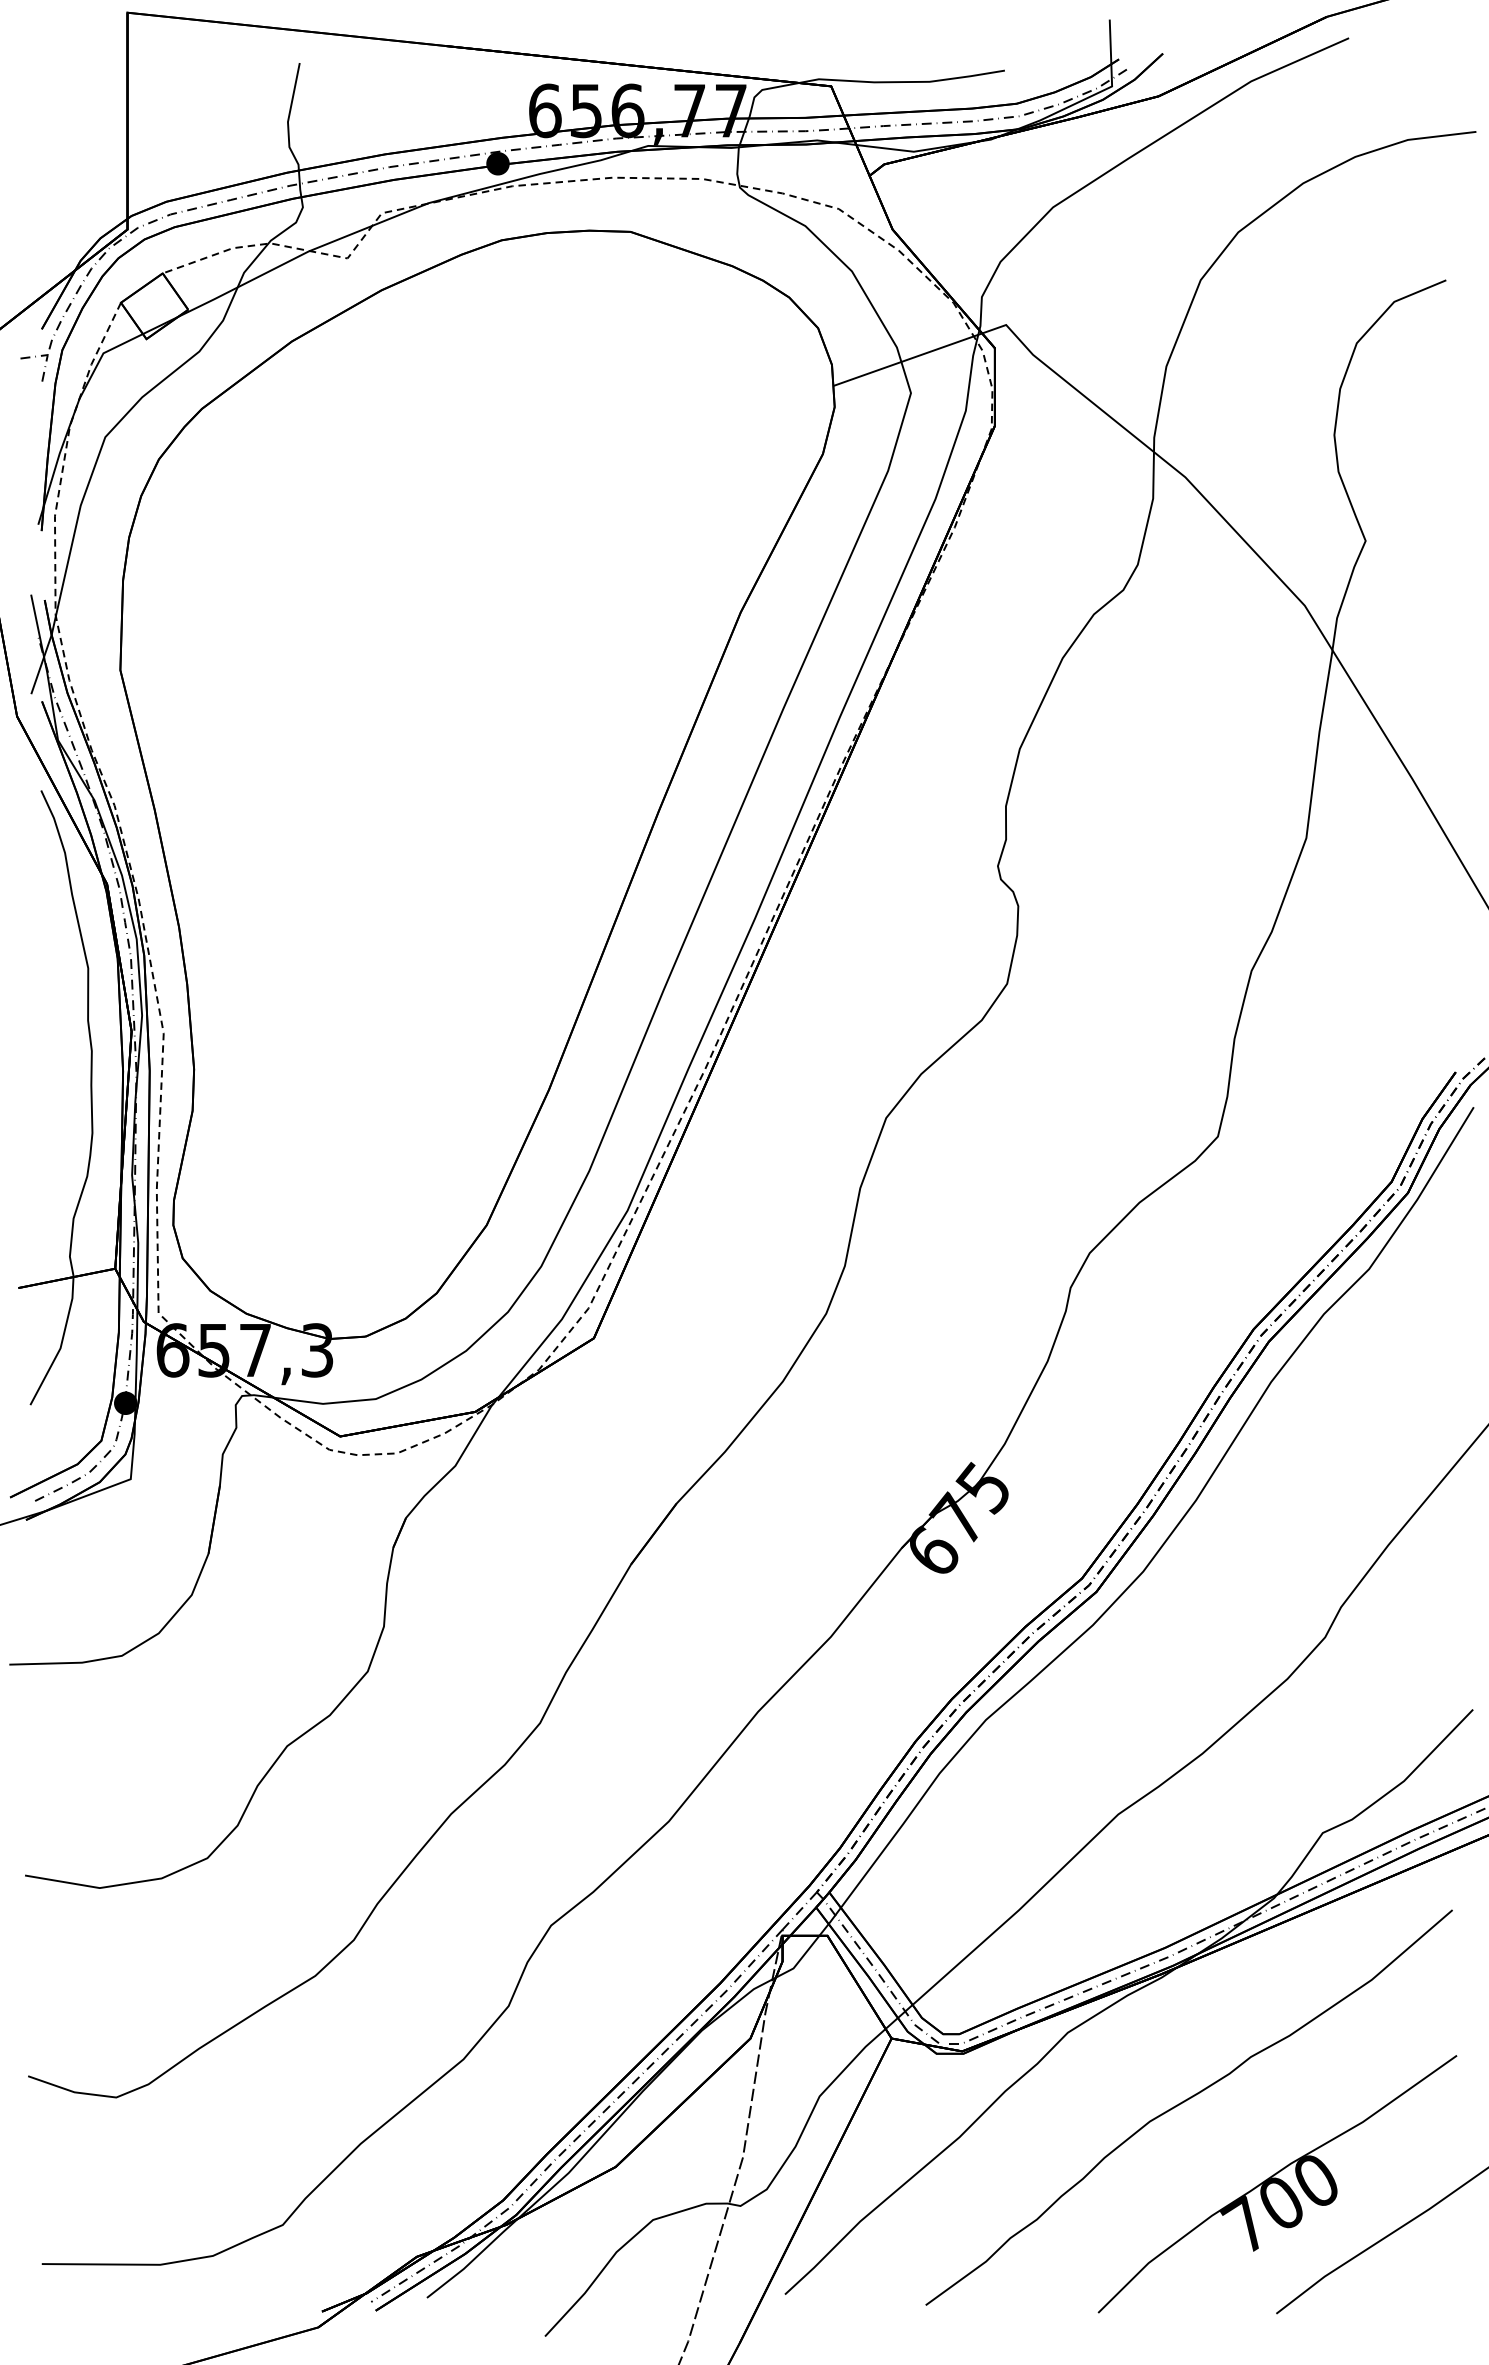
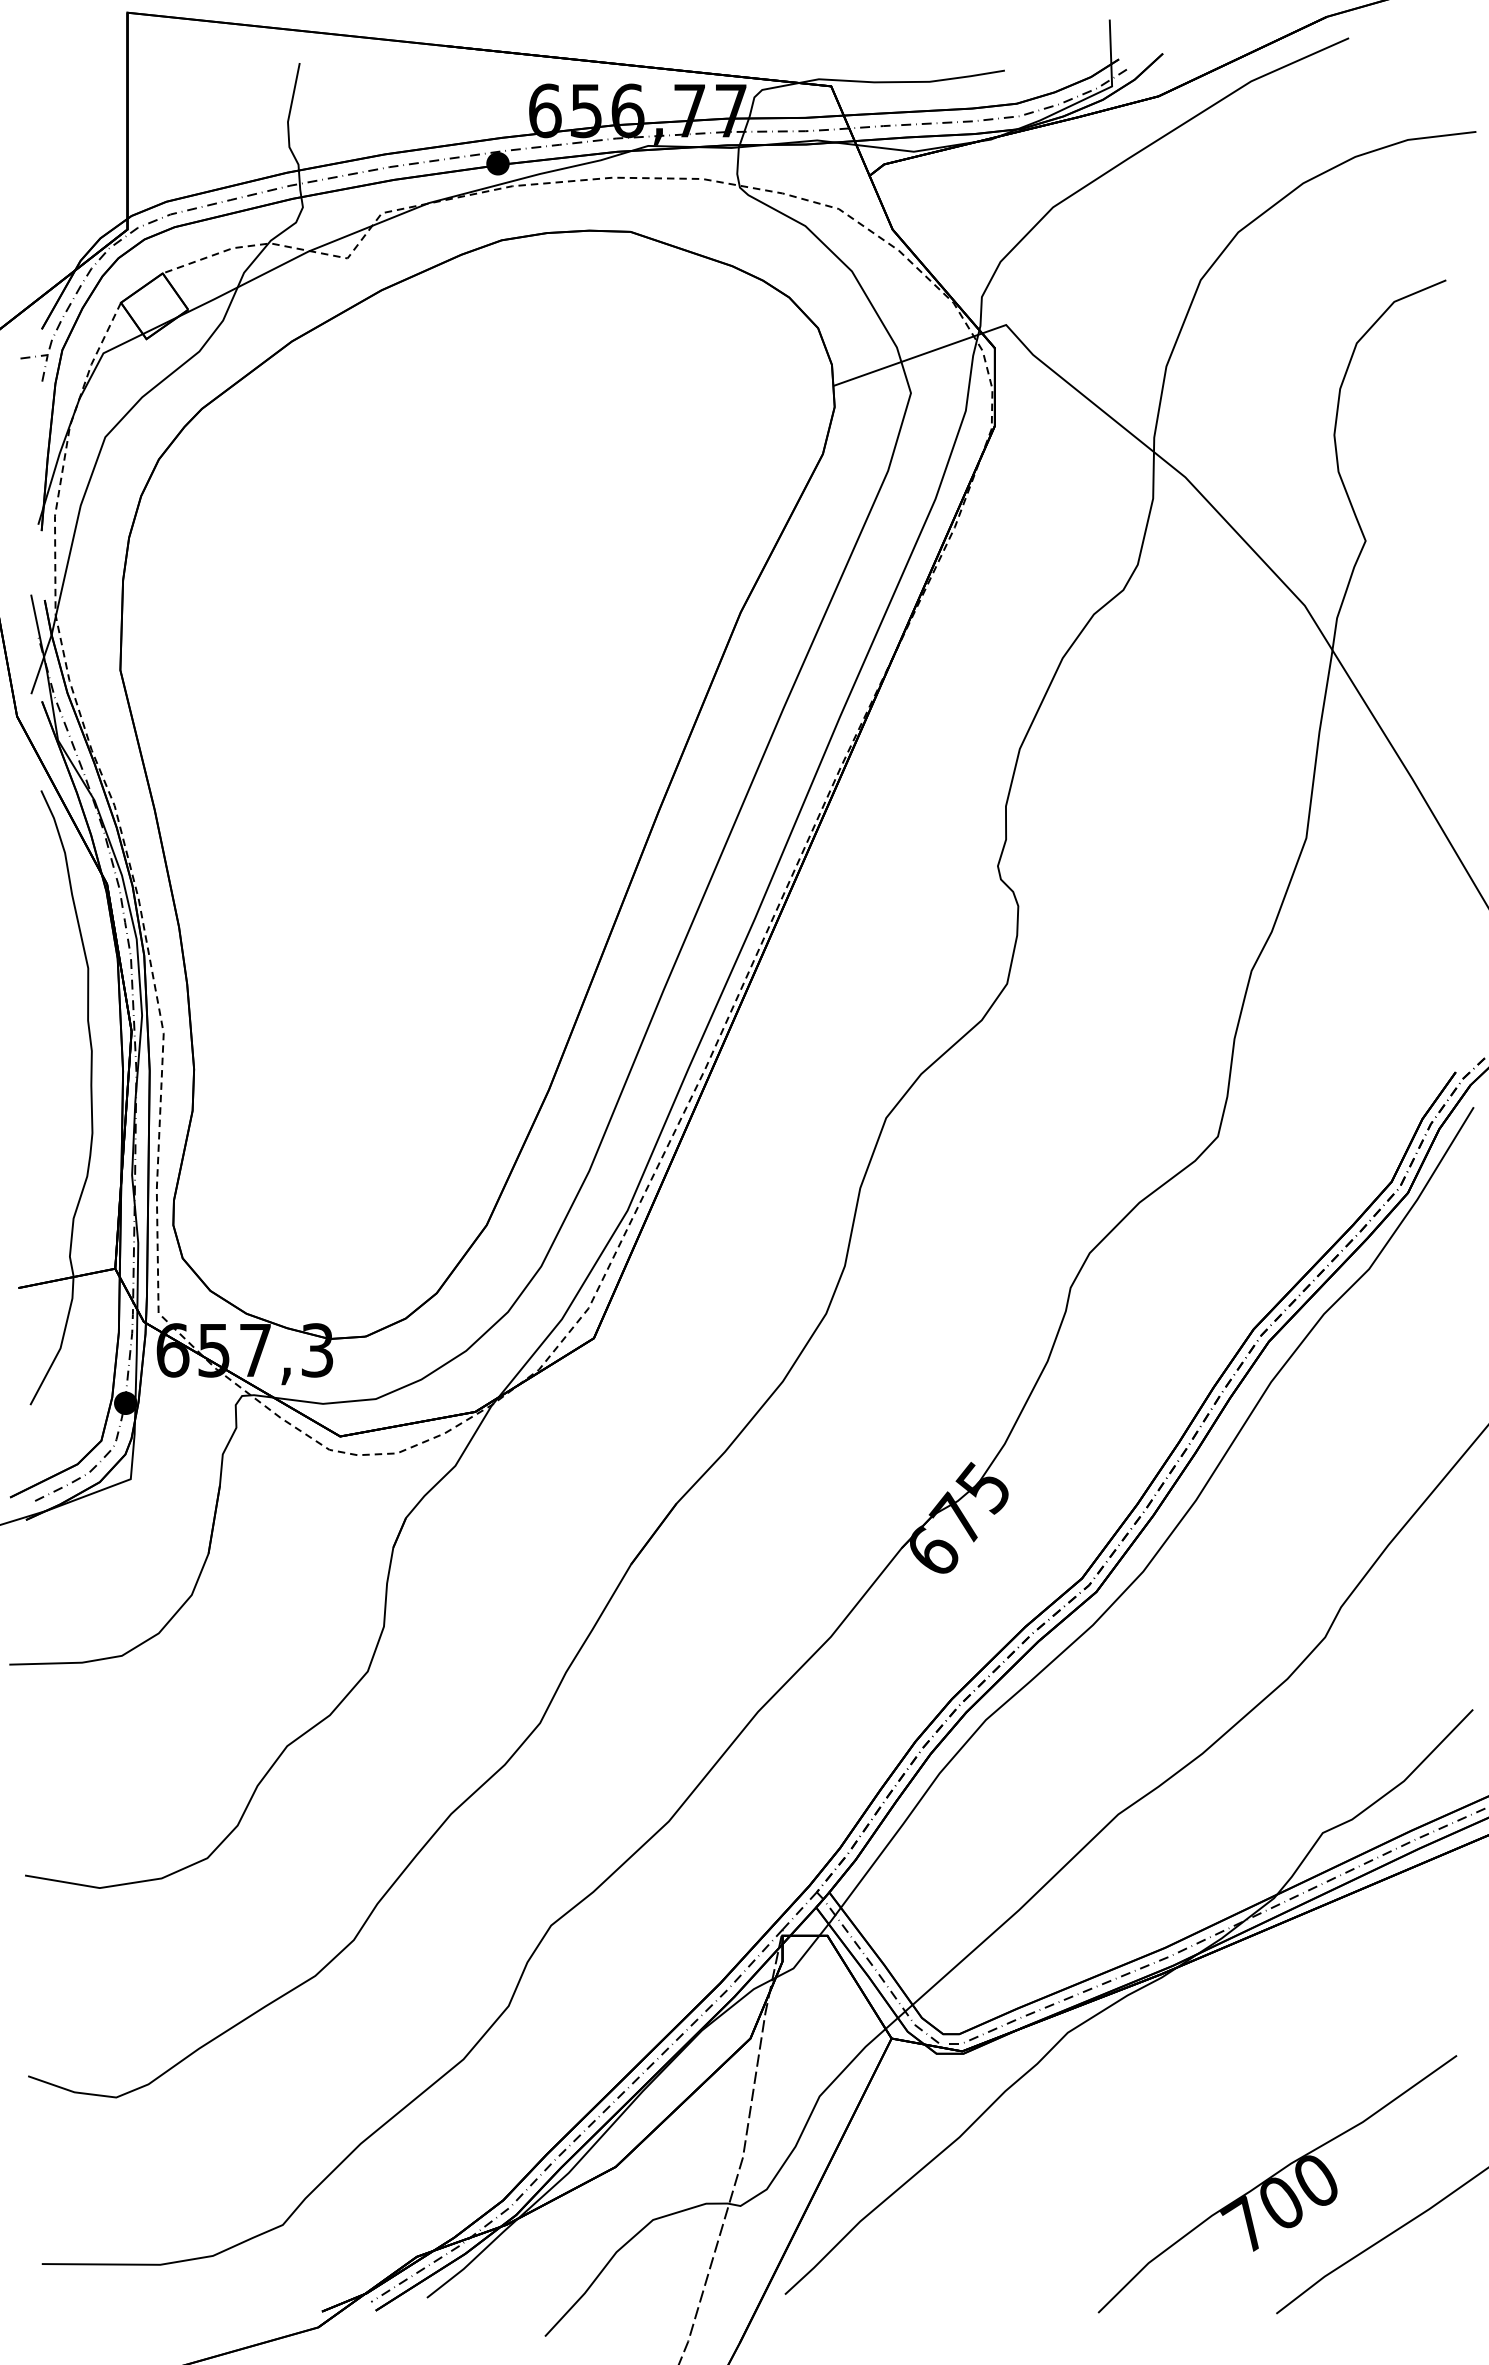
curve: present -> none (1186, 2101)
